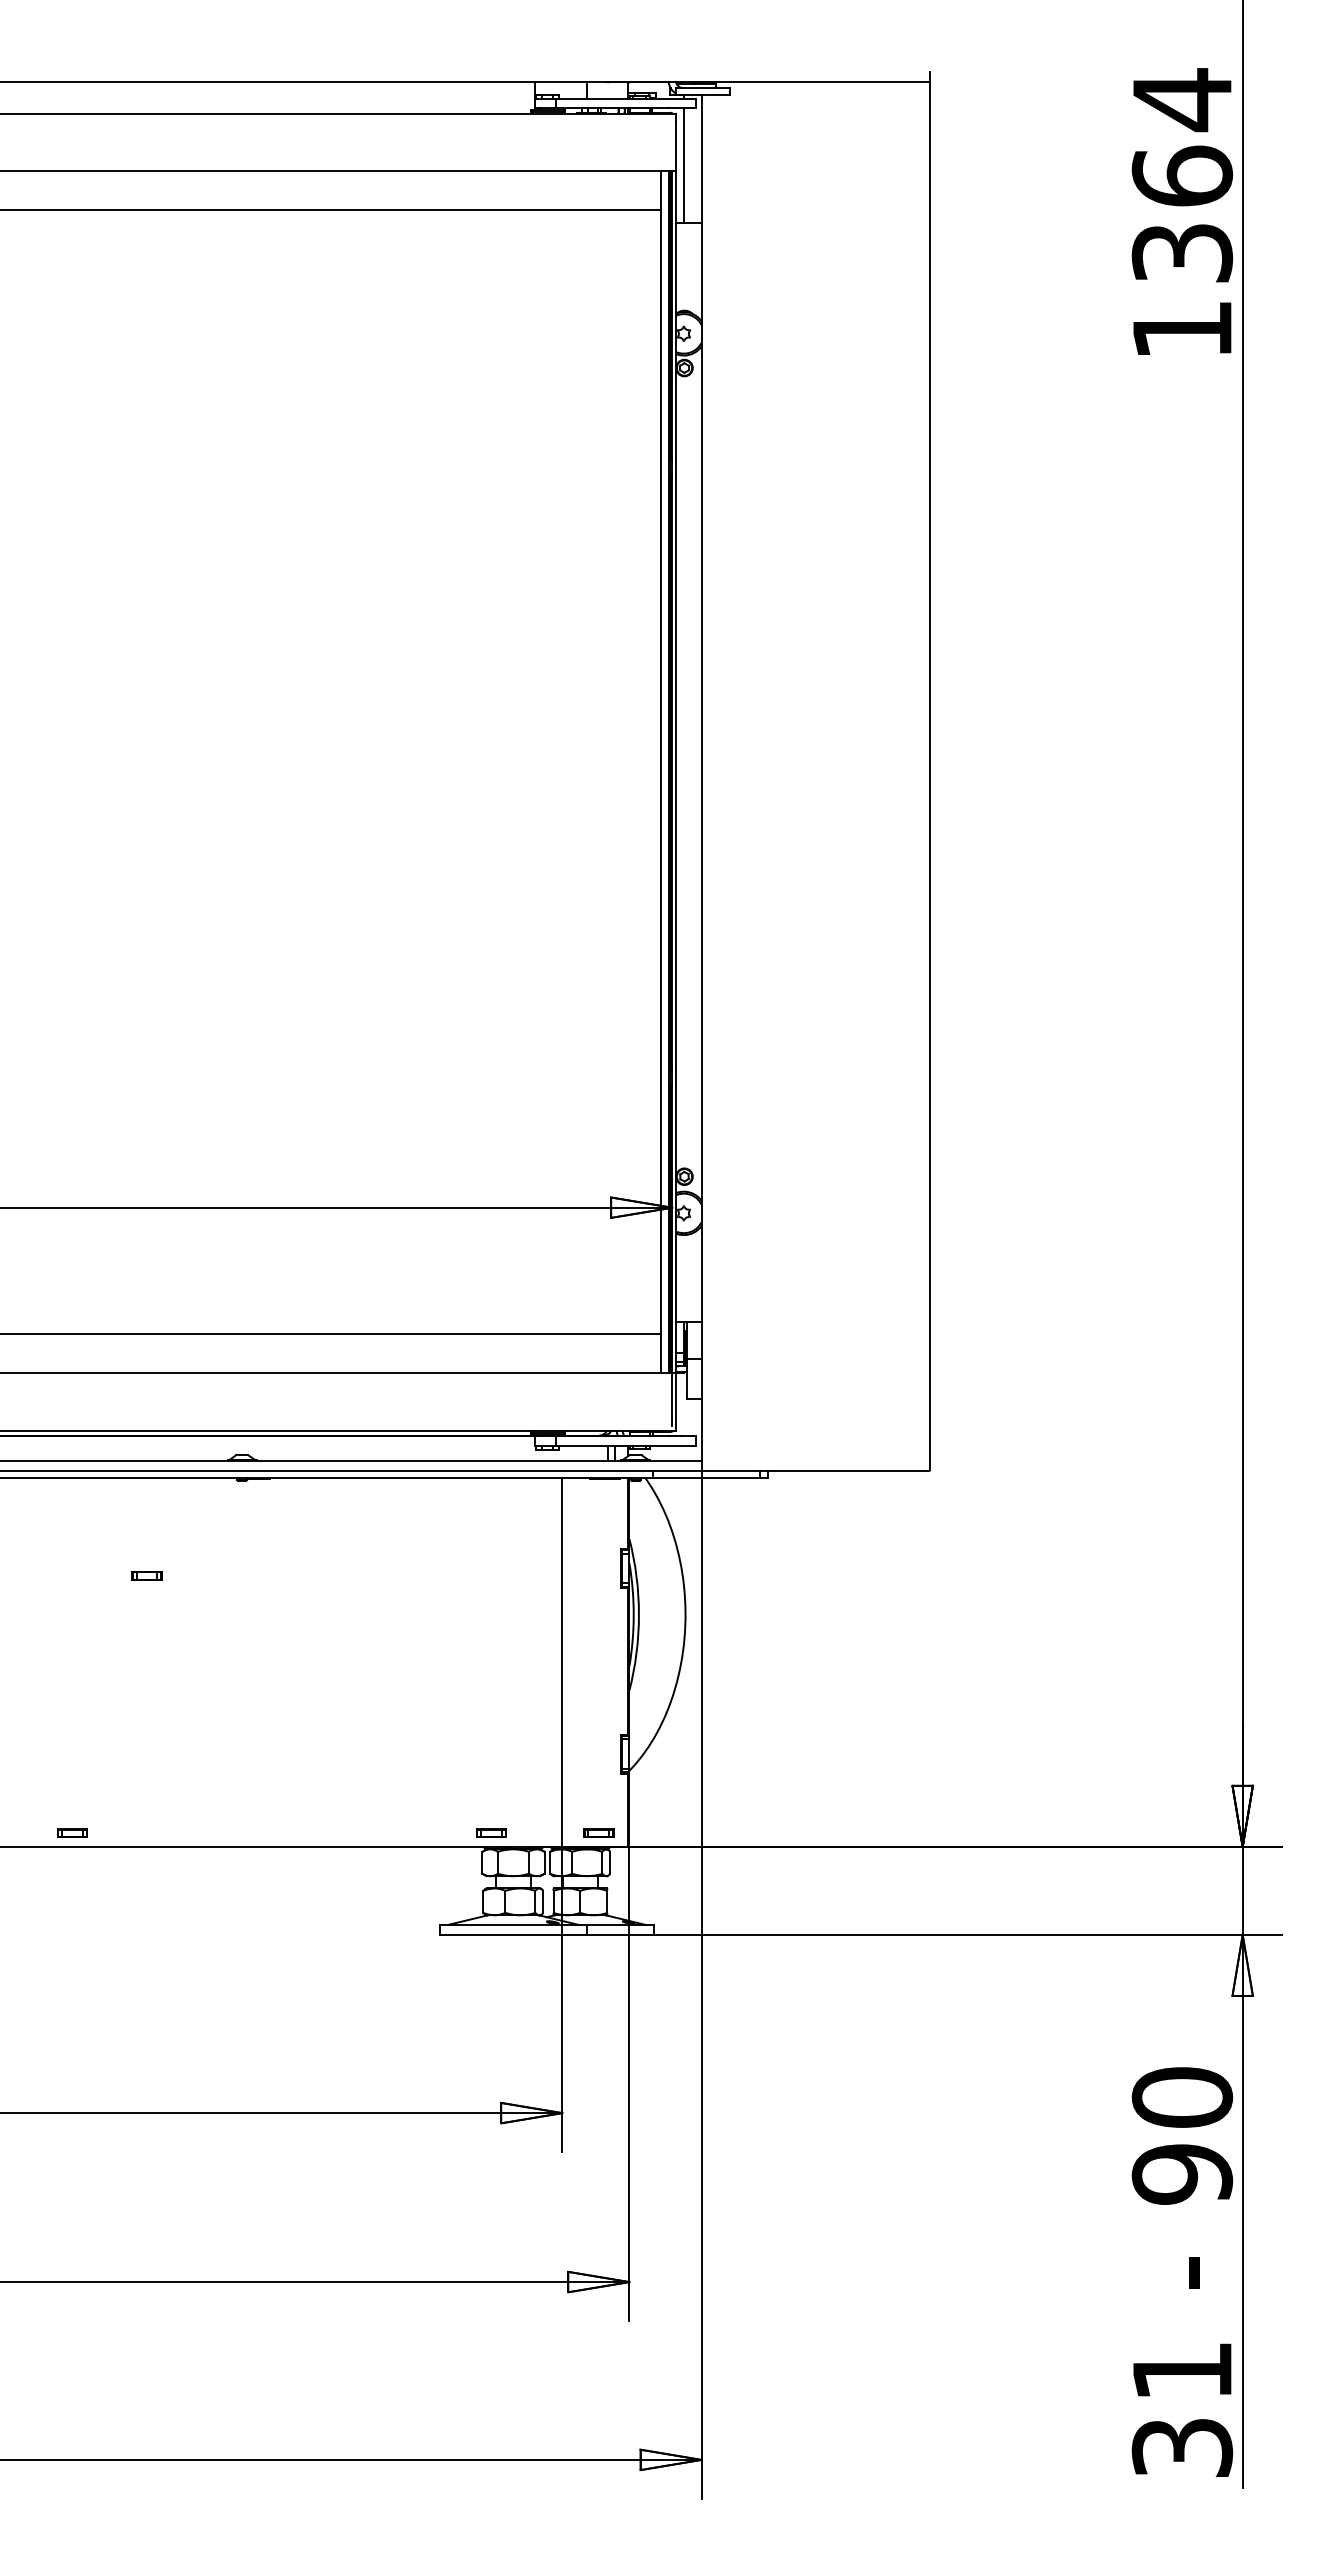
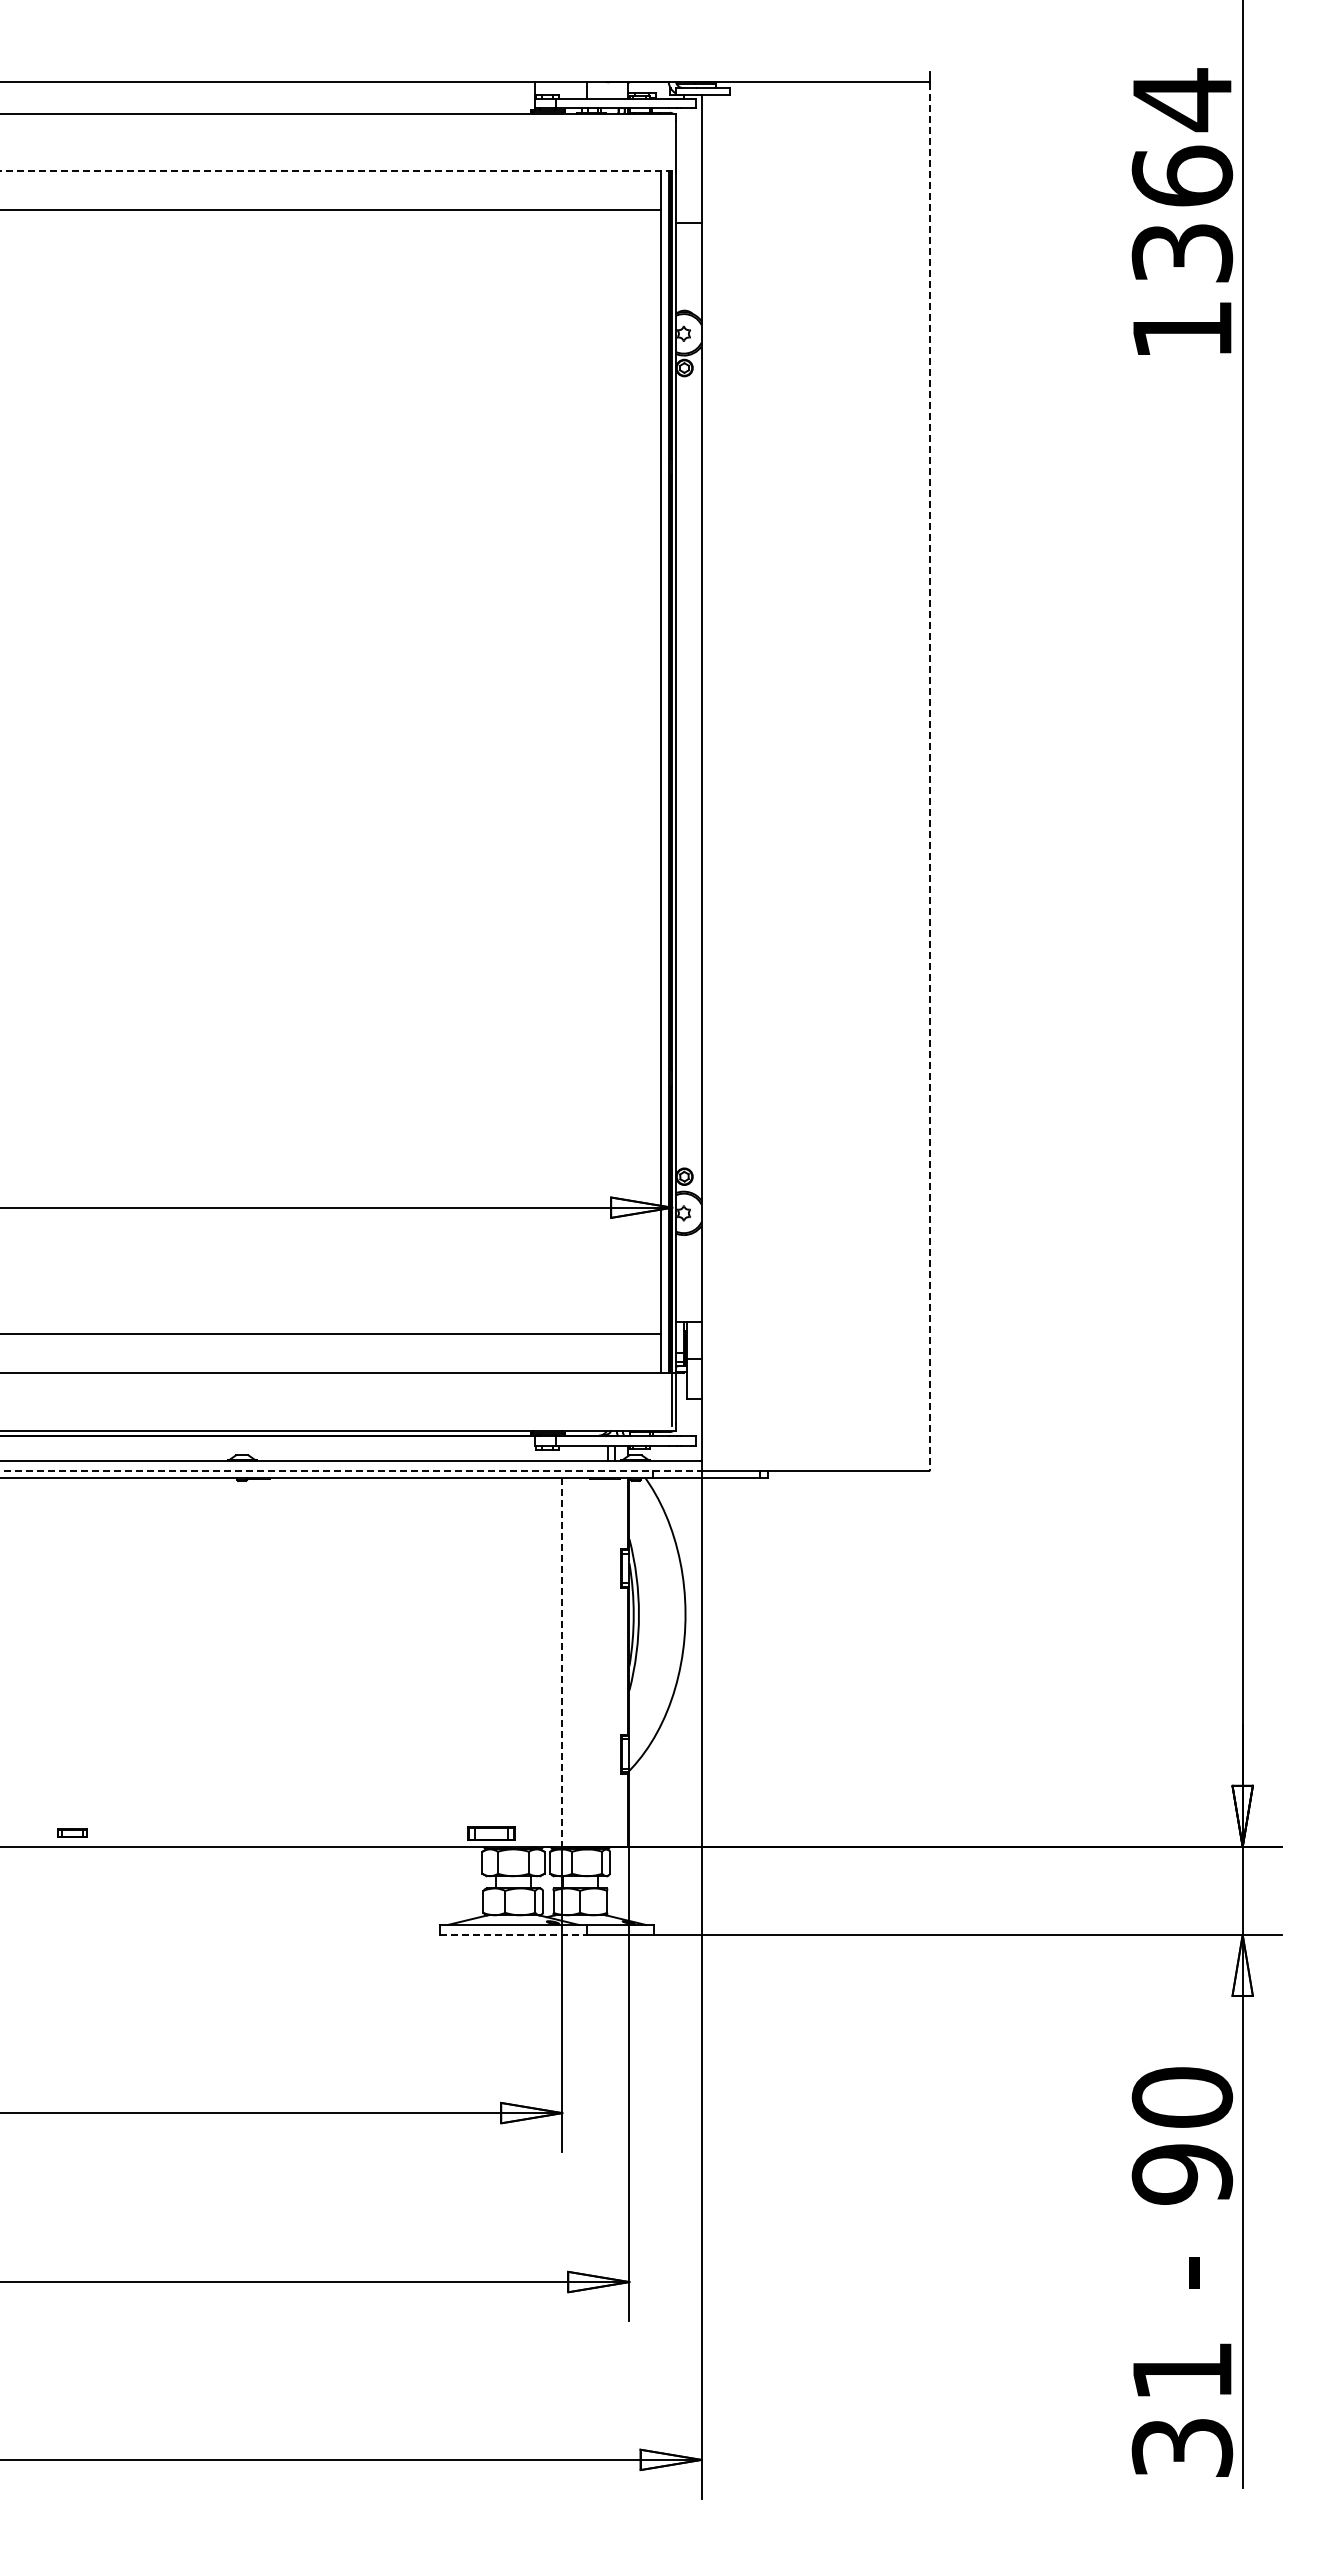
line: present -> none (684, 165)
line: solid -> dashed (338, 171)
line: solid -> dashed (930, 777)
line: solid -> dashed (350, 1471)
part: present -> none (146, 1575)
line: solid -> dashed (562, 1663)
part size: 31x10 px -> 49x15 px (491, 1833)
part: present -> none (598, 1832)
line: solid -> dashed (513, 1934)
